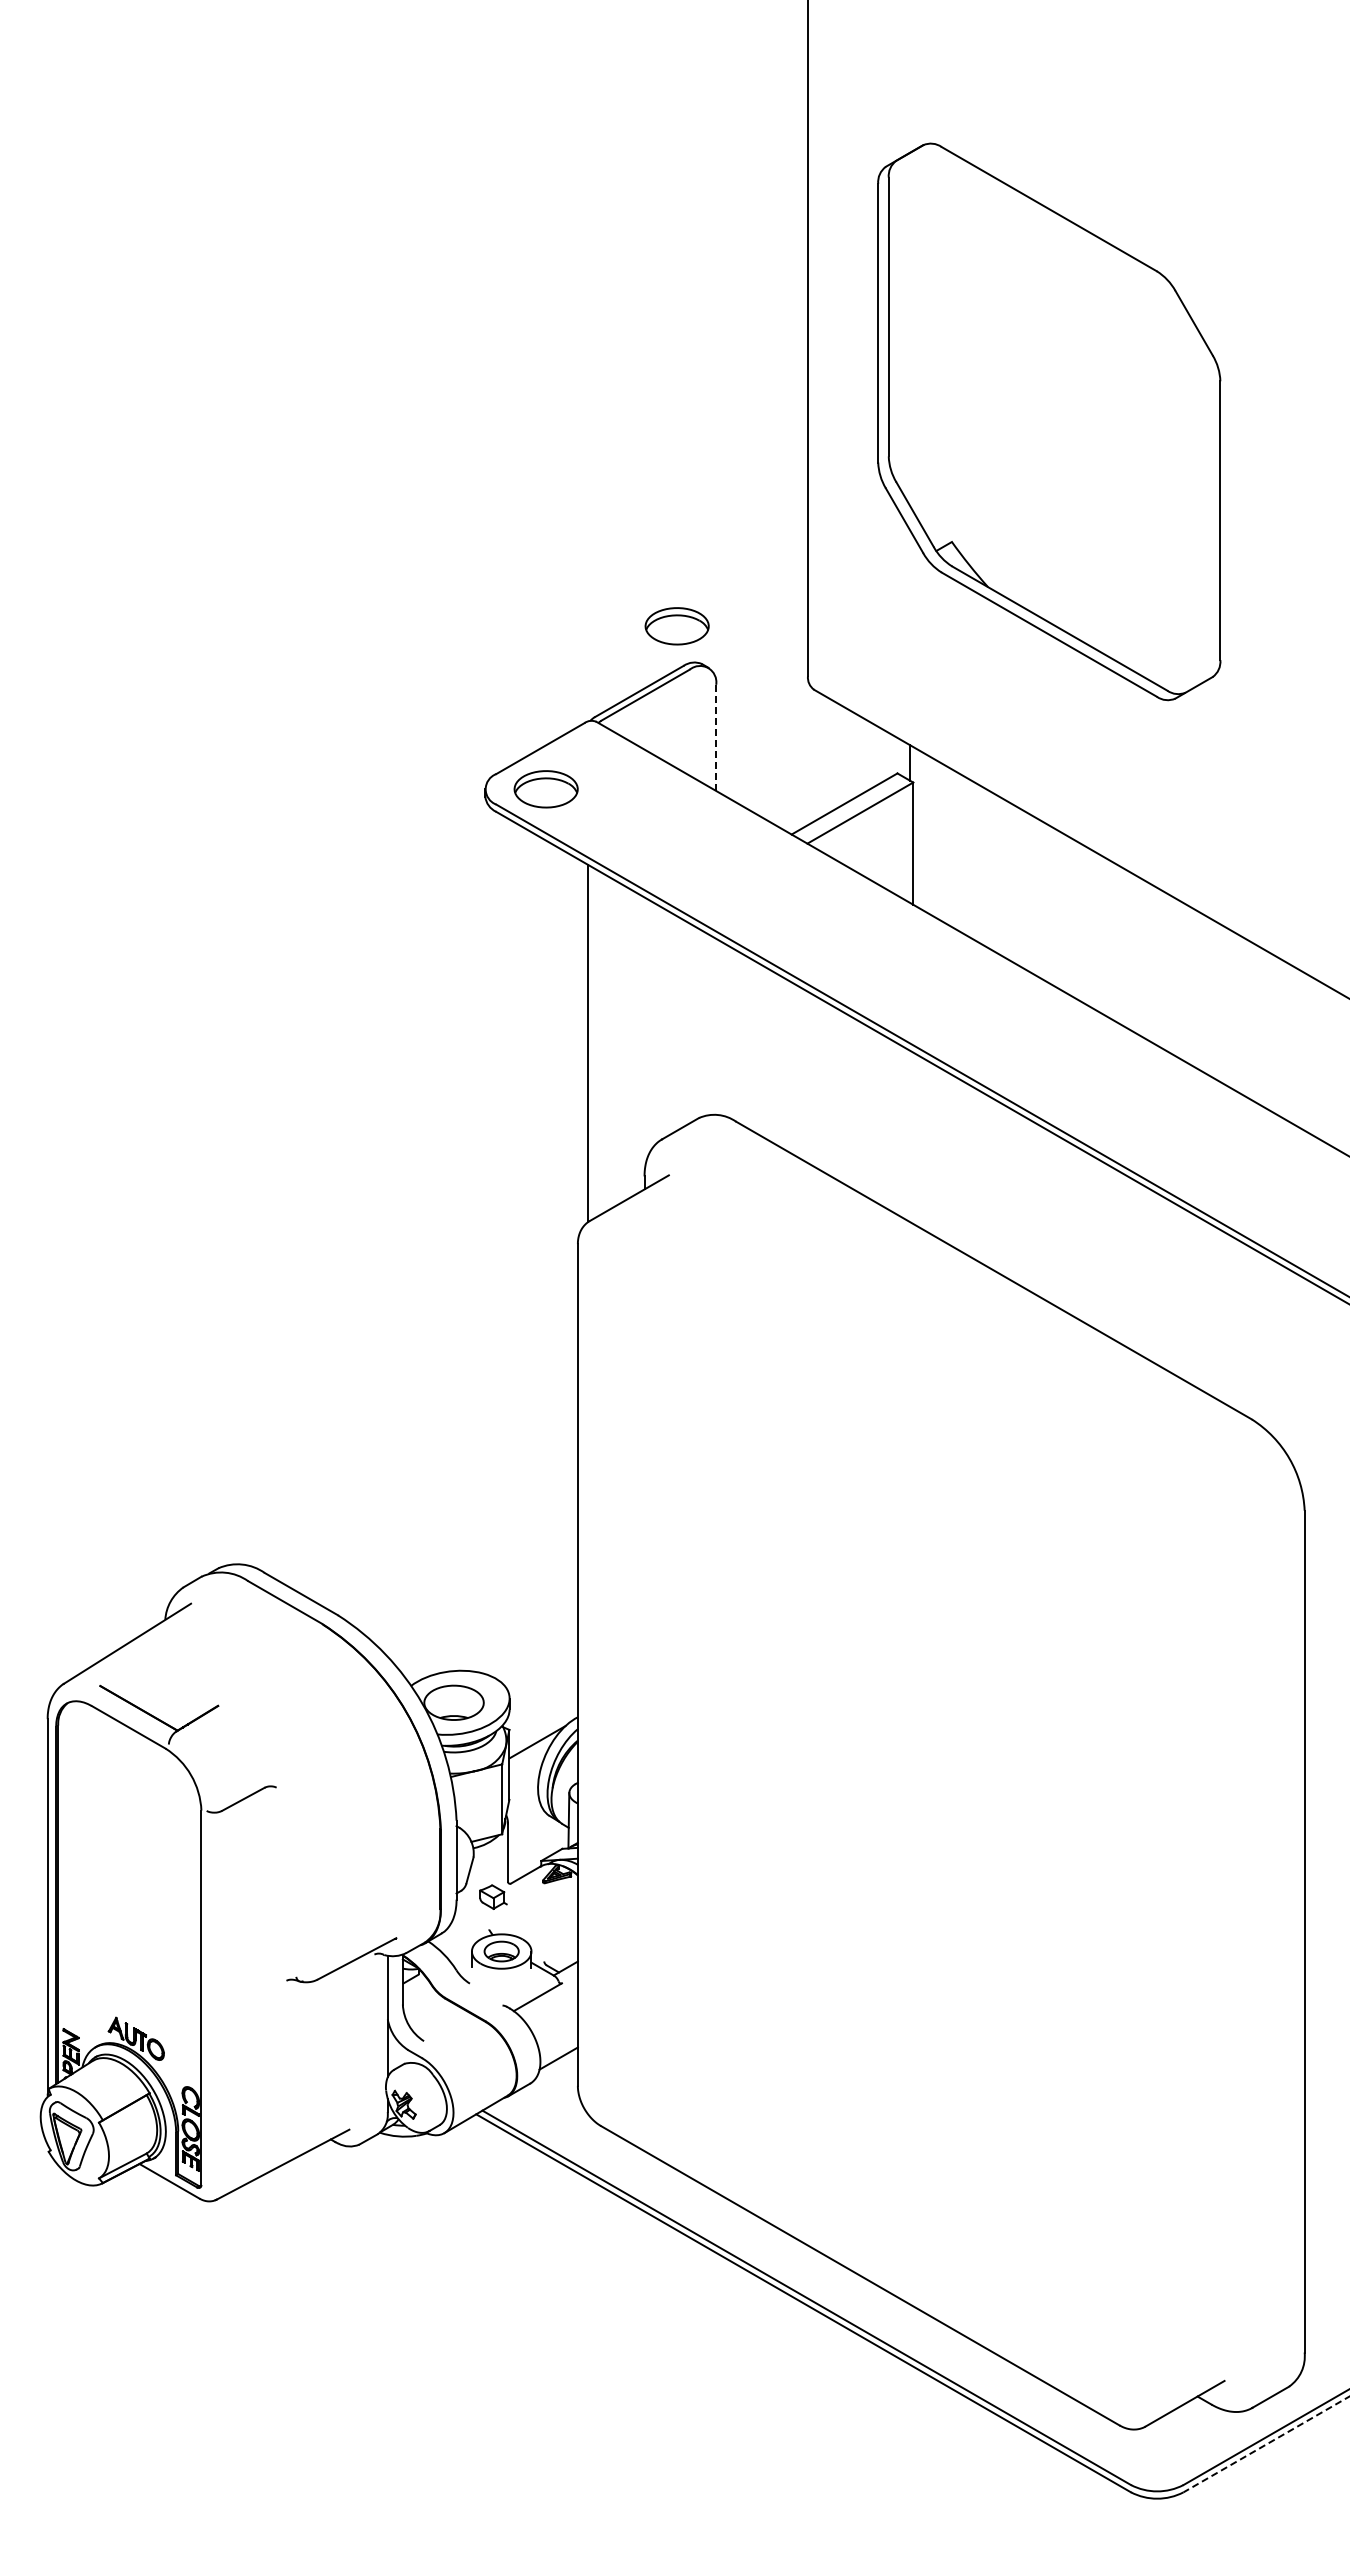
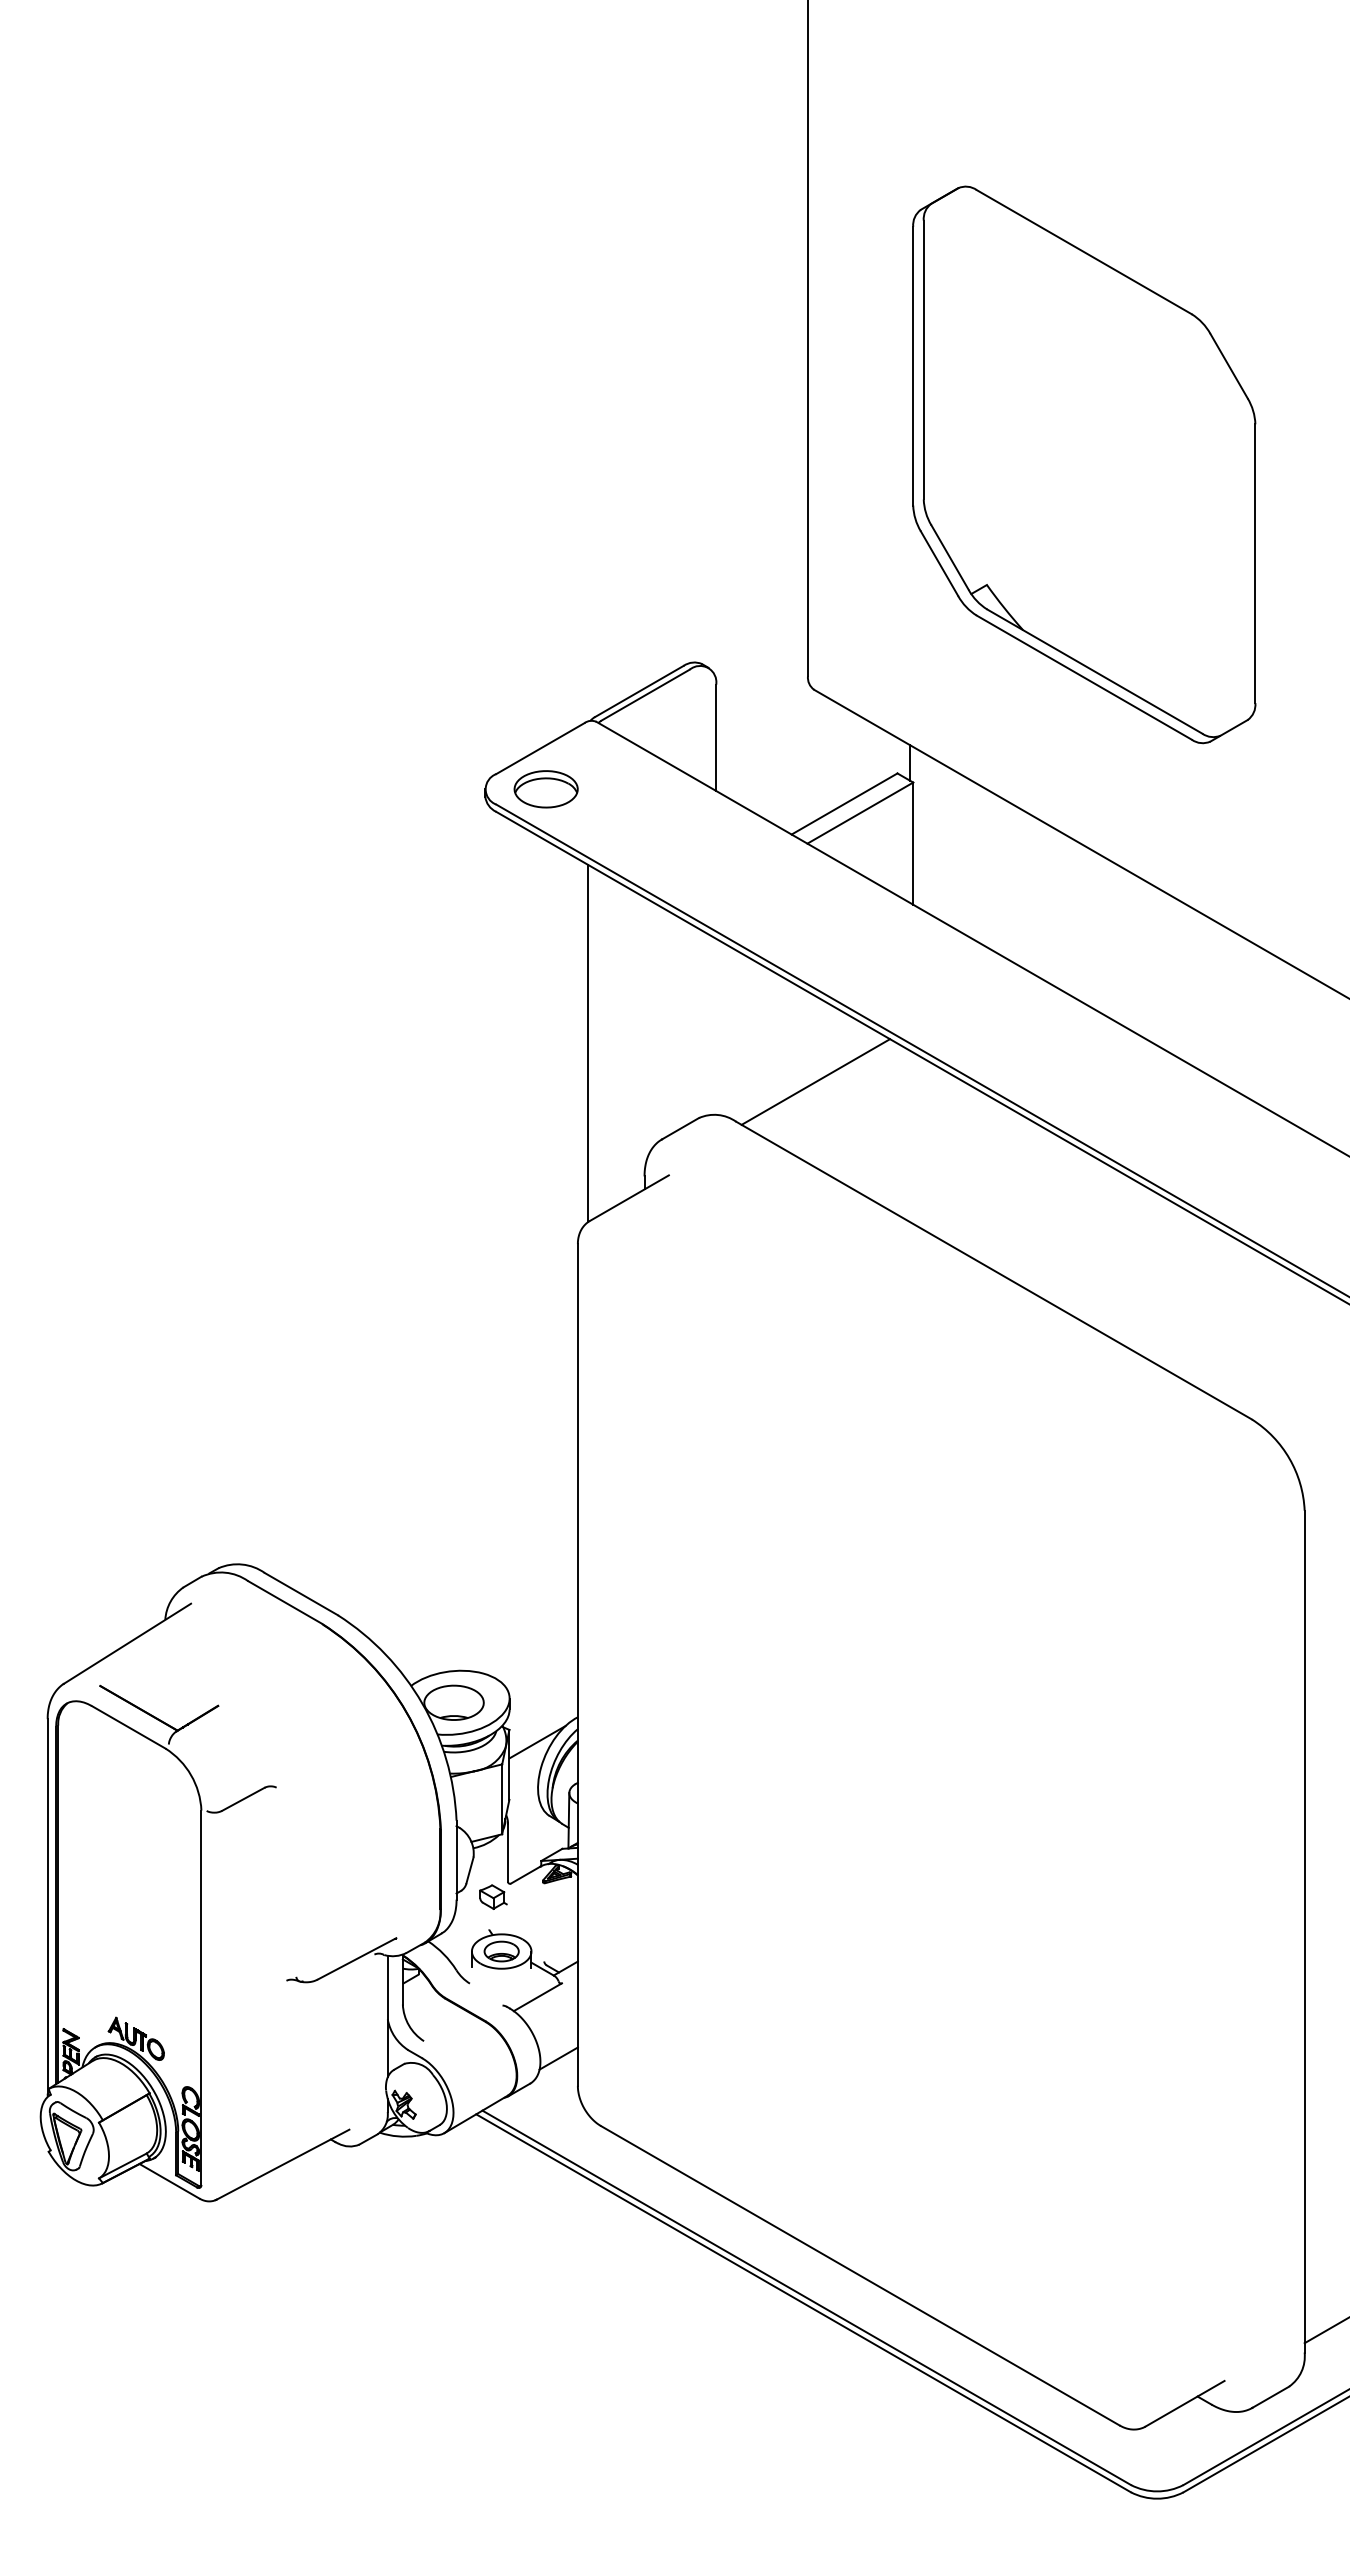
part position: (1049, 421) -> (1084, 464) (1084, 464)
part: present -> none (676, 626)
line: dashed -> solid (716, 737)
line: none -> present (815, 1081)
line: none -> present (1325, 2331)
line: dashed -> solid (1266, 2444)
